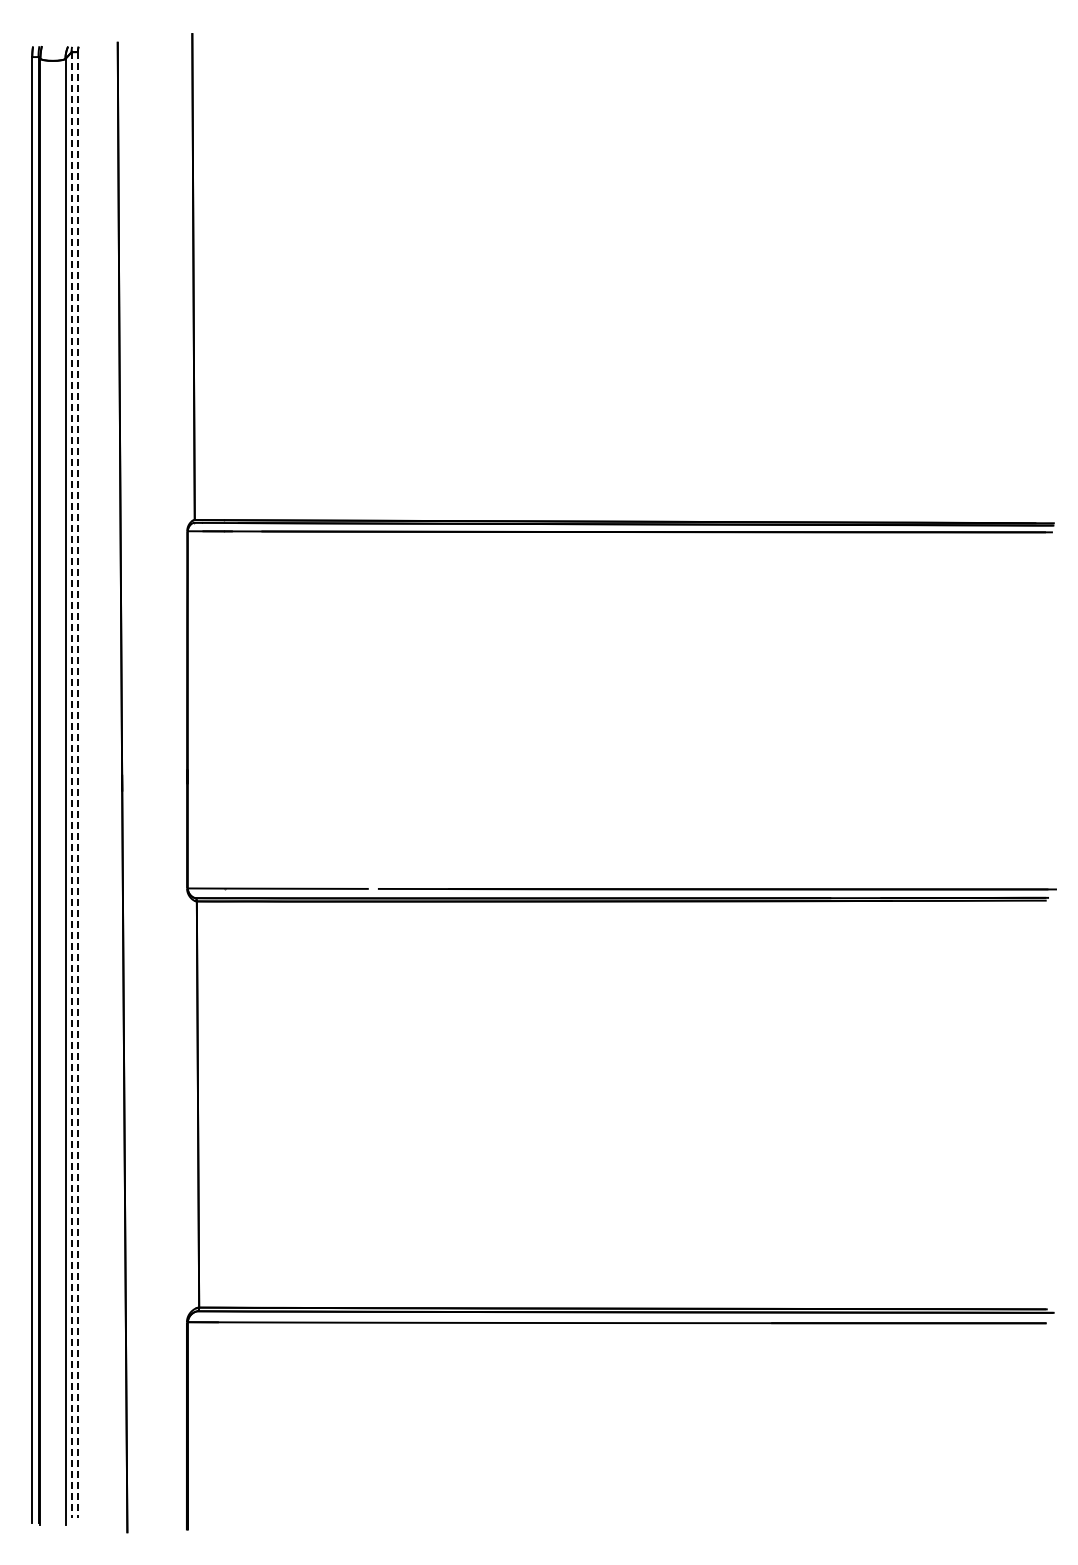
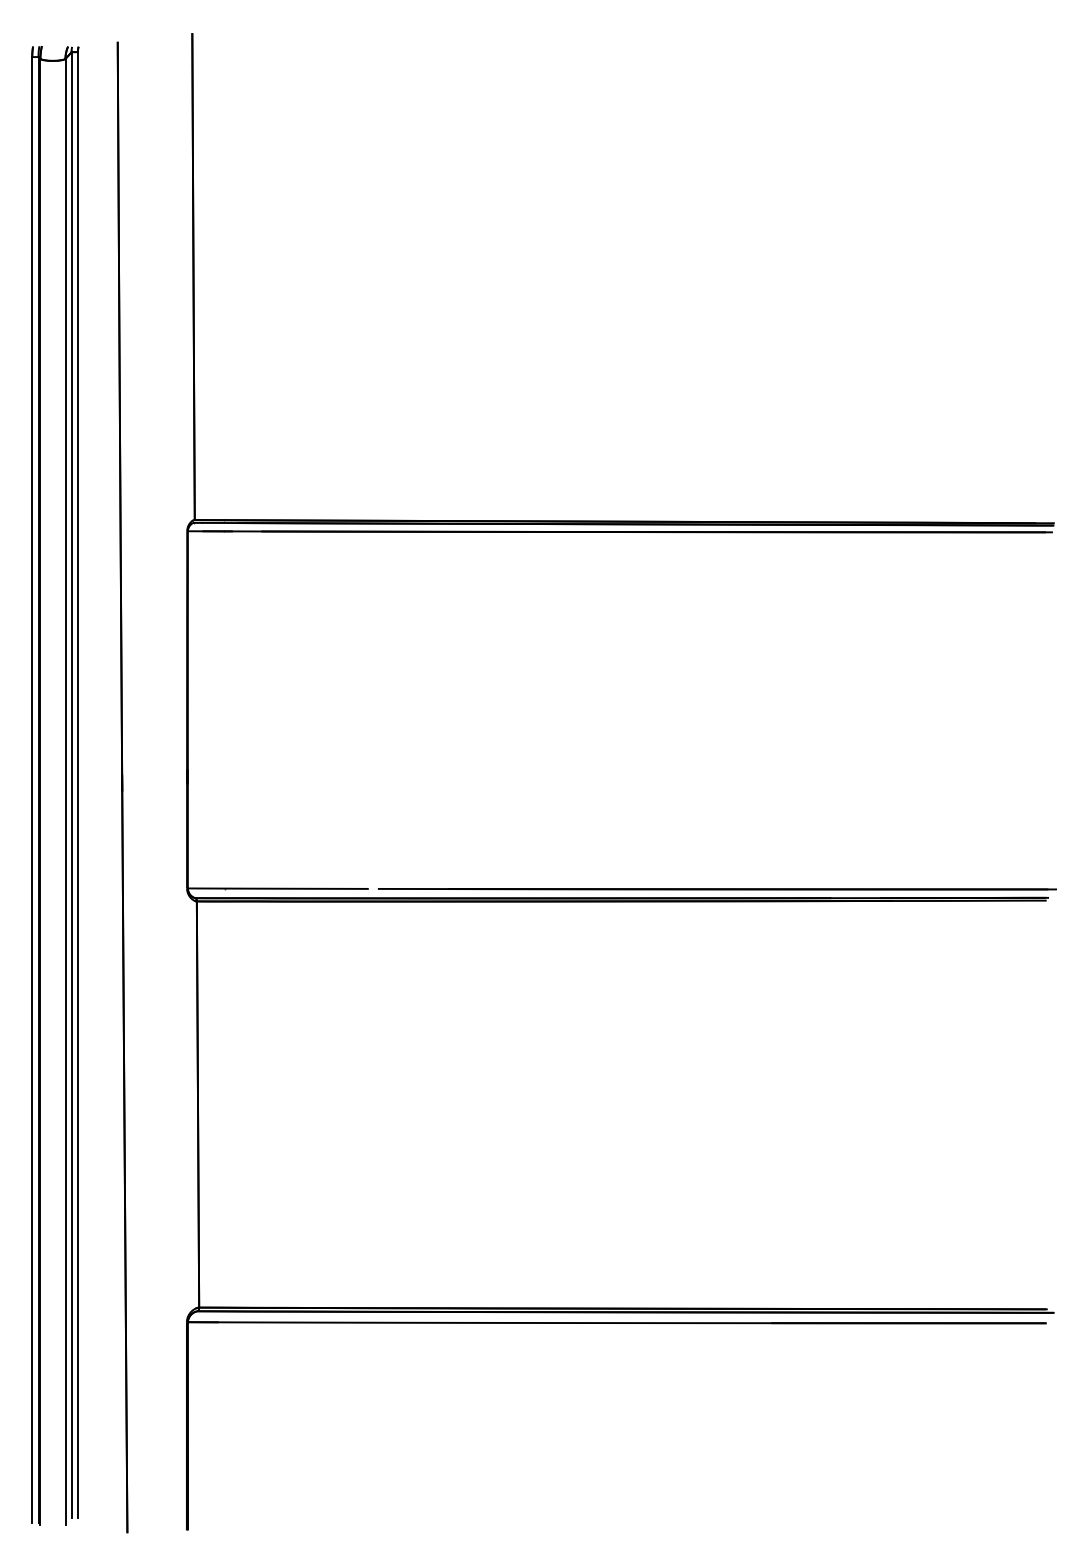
line: dashed -> solid (71, 785)
line: dashed -> solid (77, 785)
